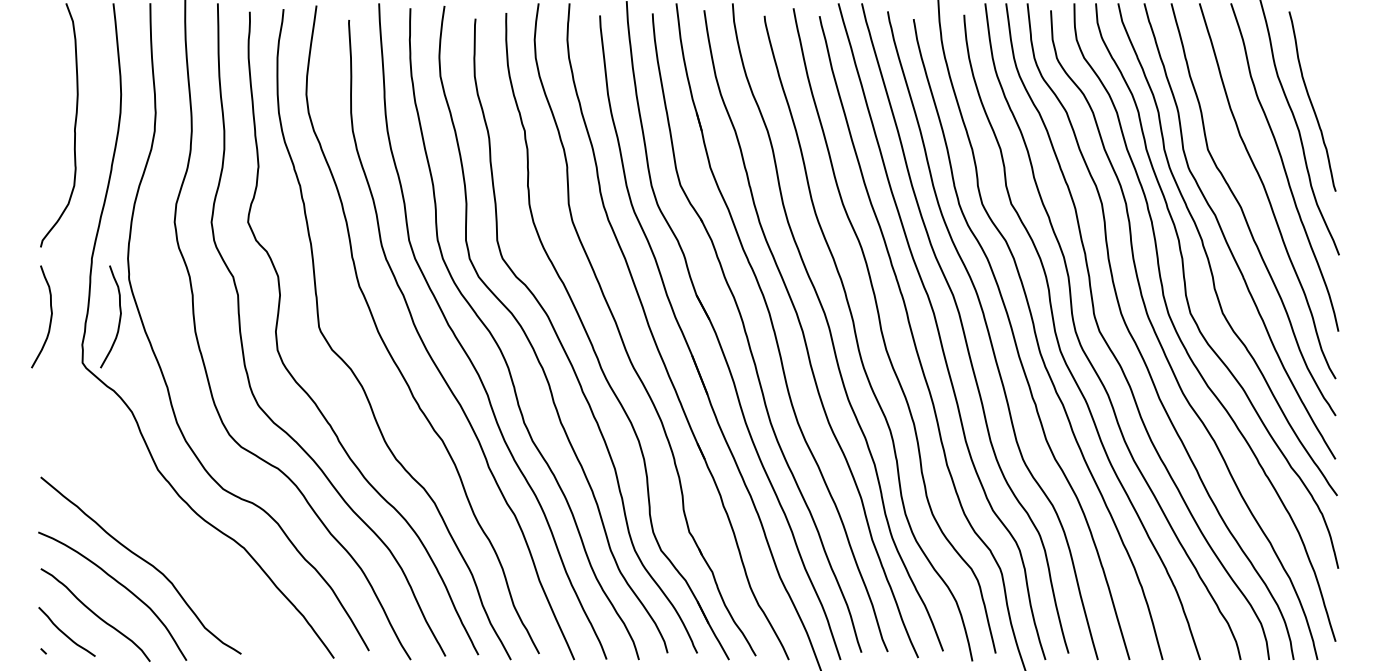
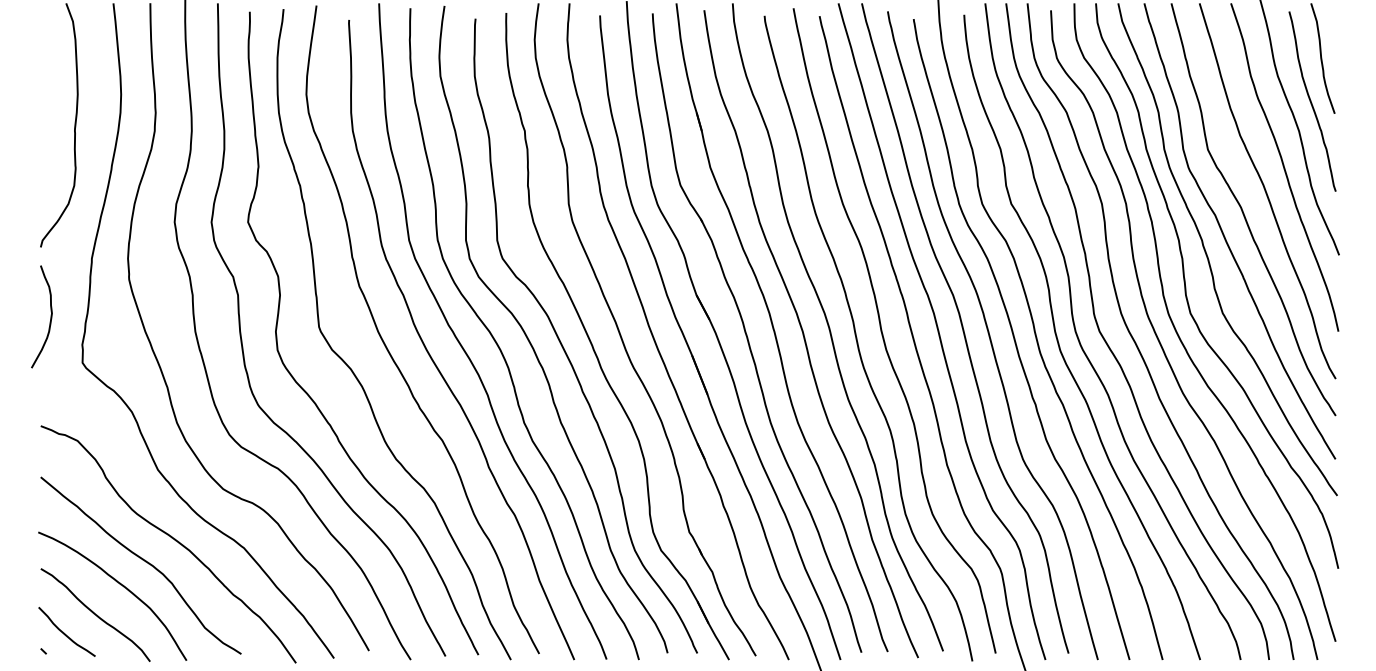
curve: none -> present (1322, 58)
curve: present -> none (119, 316)
curve: none -> present (171, 538)
